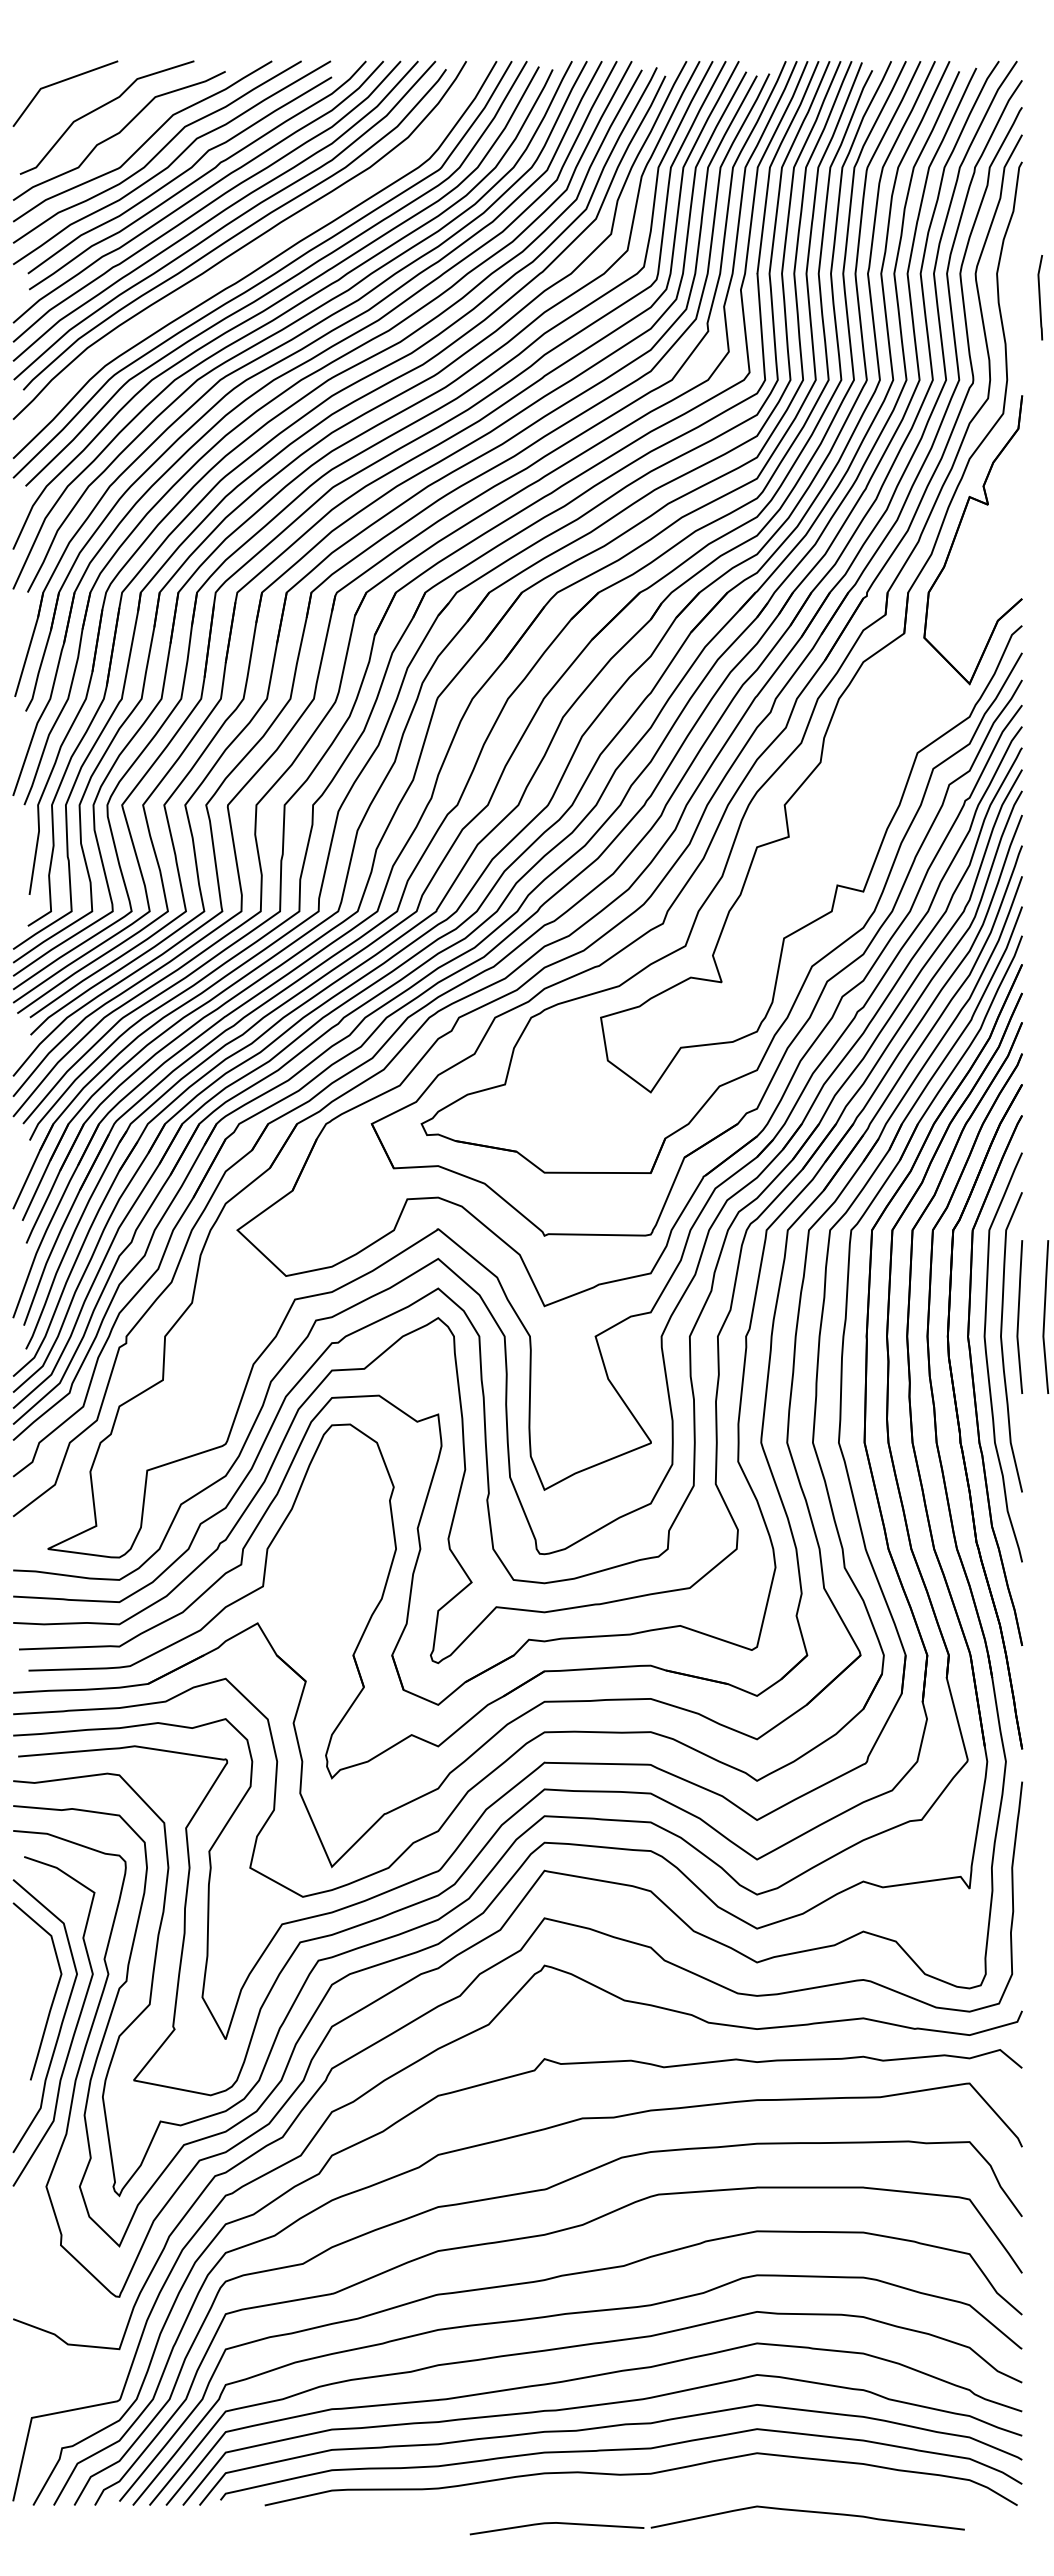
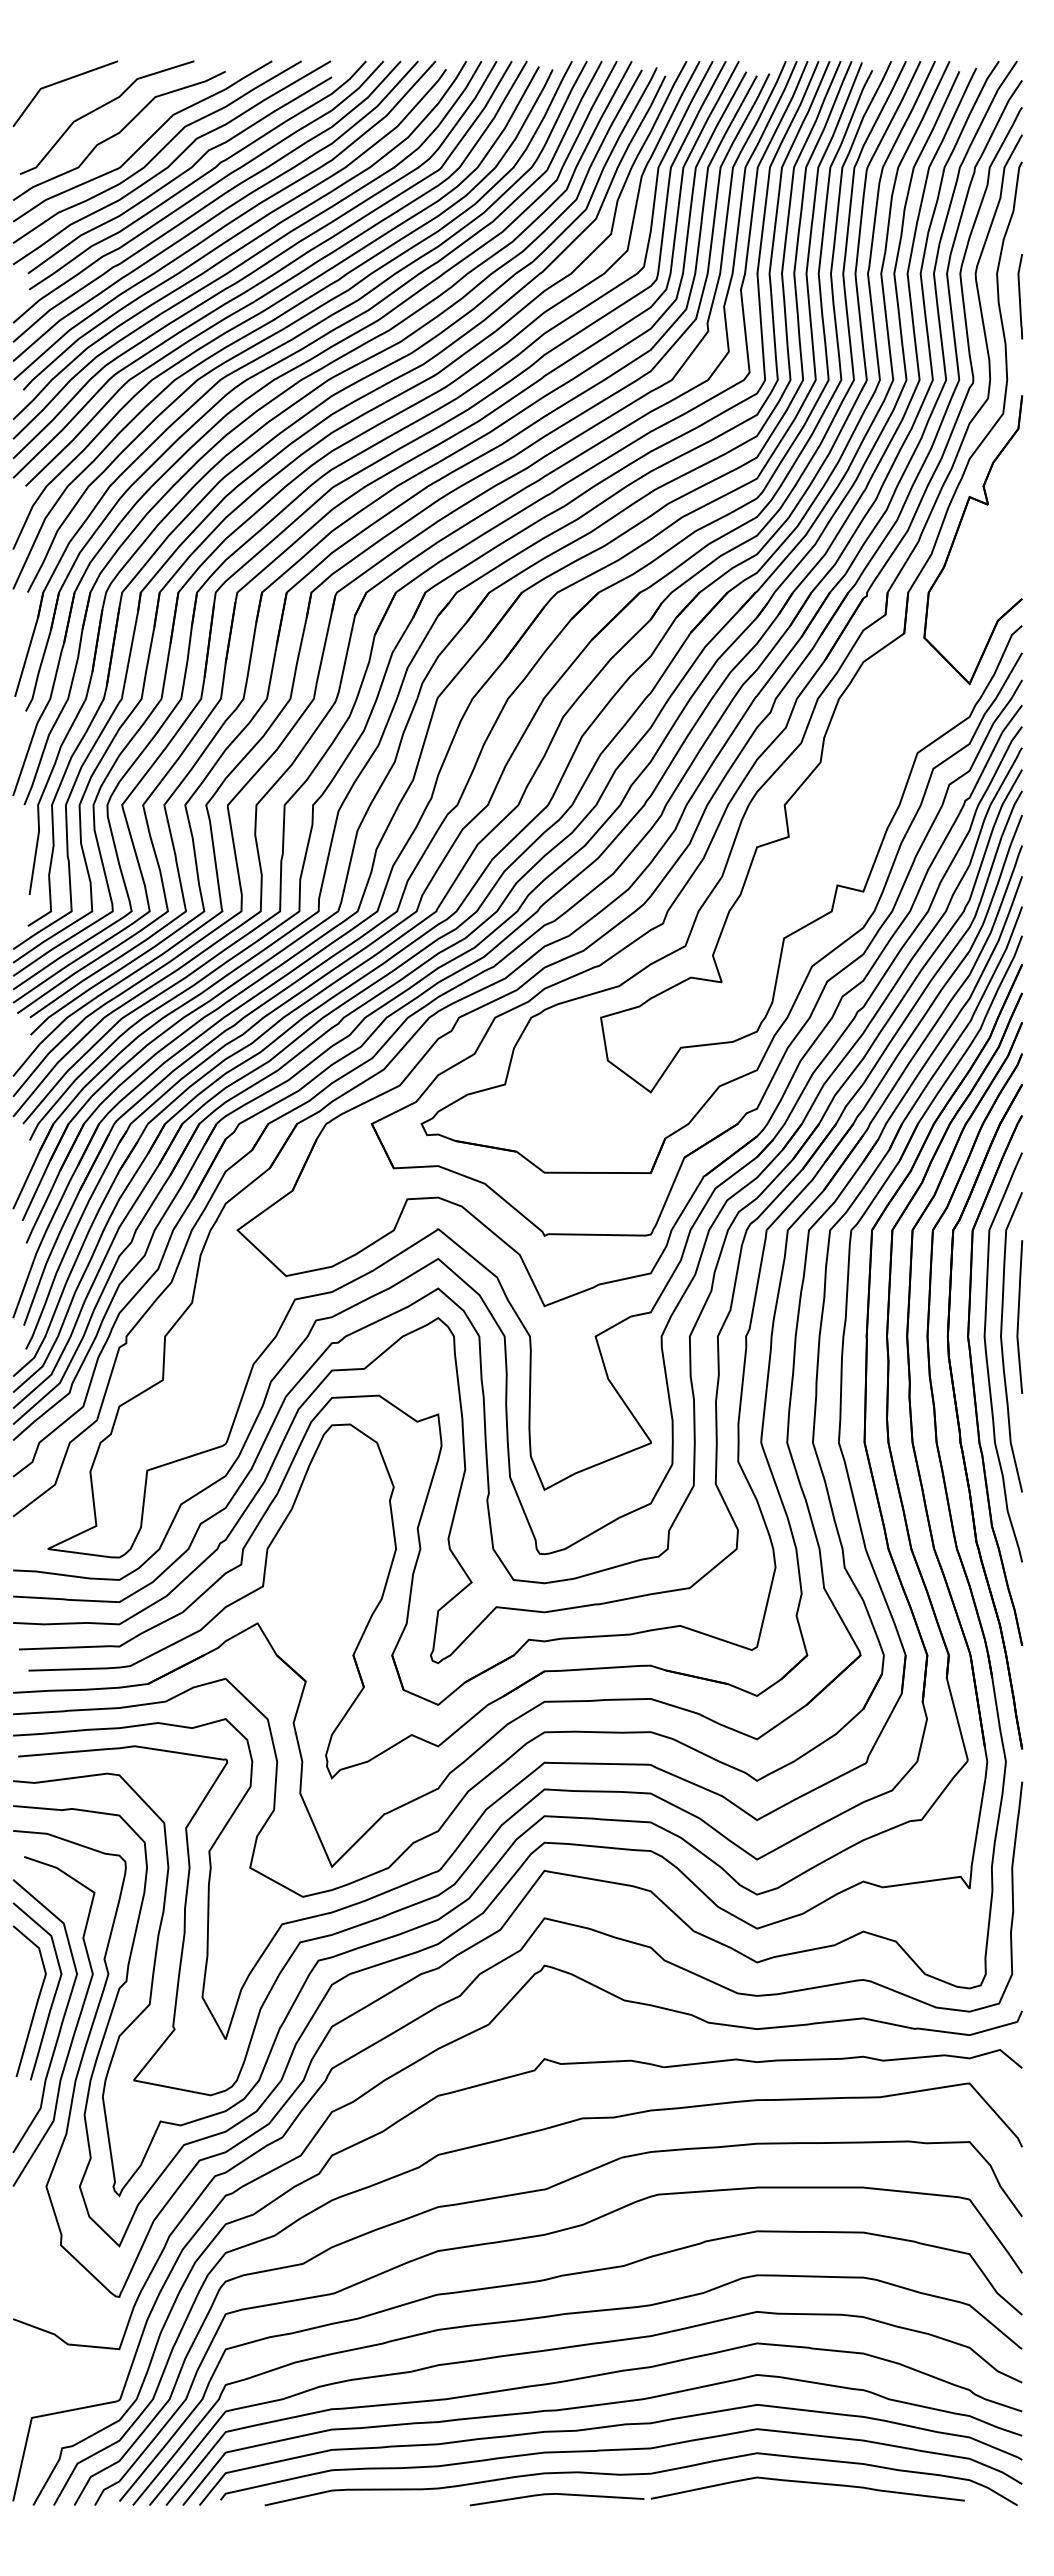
curve: none -> present (252, 255)
line position: (1040, 297) -> (1020, 296) (1020, 296)
curve: present -> none (1045, 1316)
line: none -> present (35, 2004)
part position: (716, 2520) -> (716, 2491) (716, 2491)
